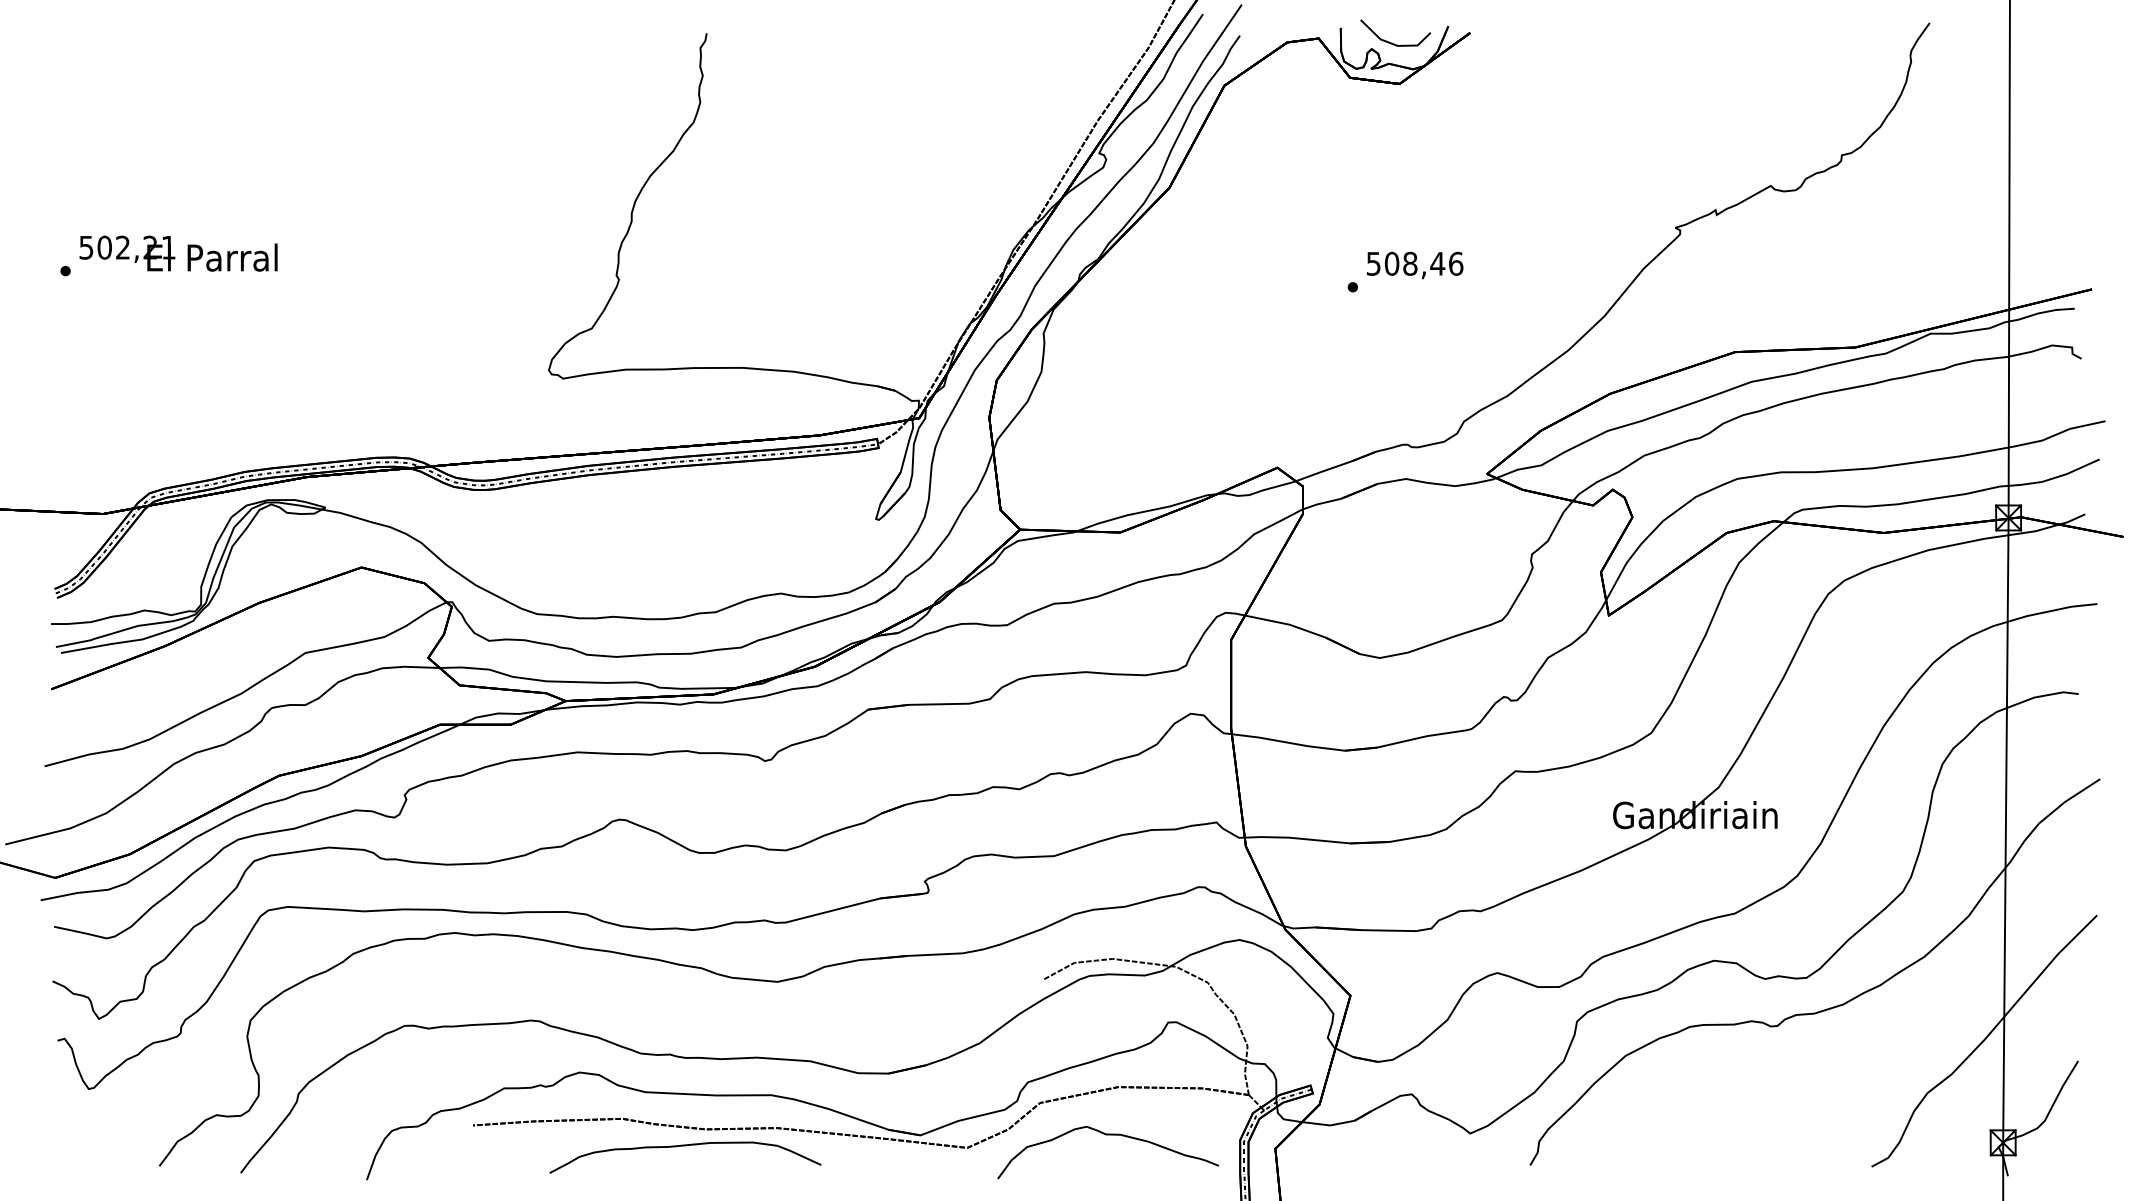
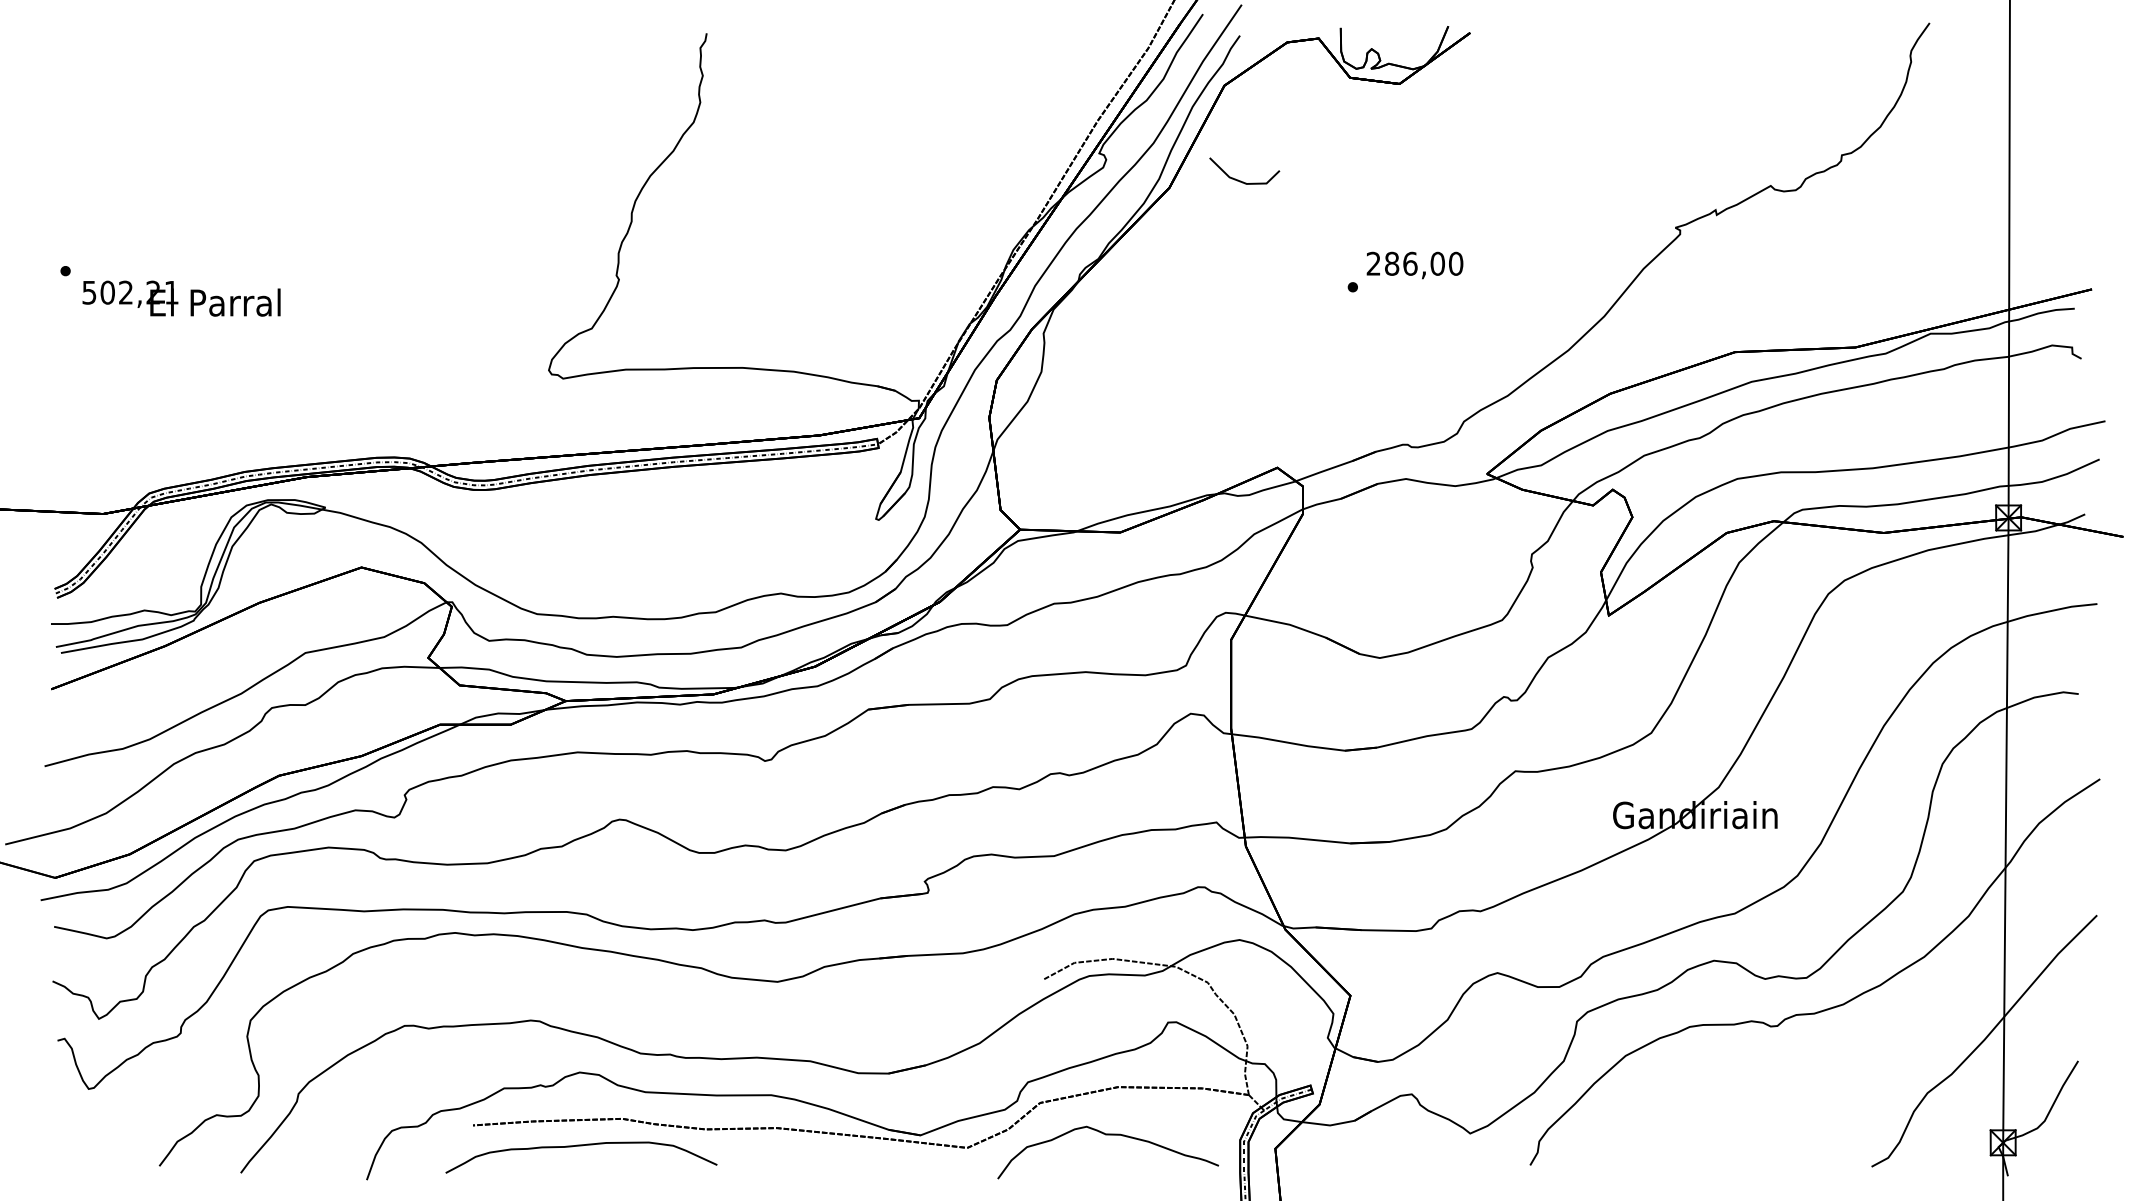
line position: (1391, 42) -> (1240, 180) (1240, 180)
text position: (178, 253) -> (181, 298) (181, 298)
text: 508,46 -> 286,00 (1414, 263)
curve position: (685, 1146) -> (581, 1146) (581, 1146)
